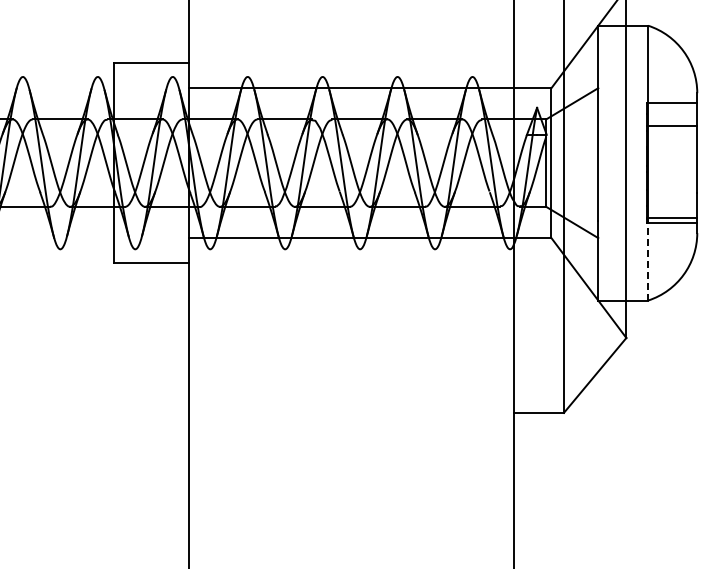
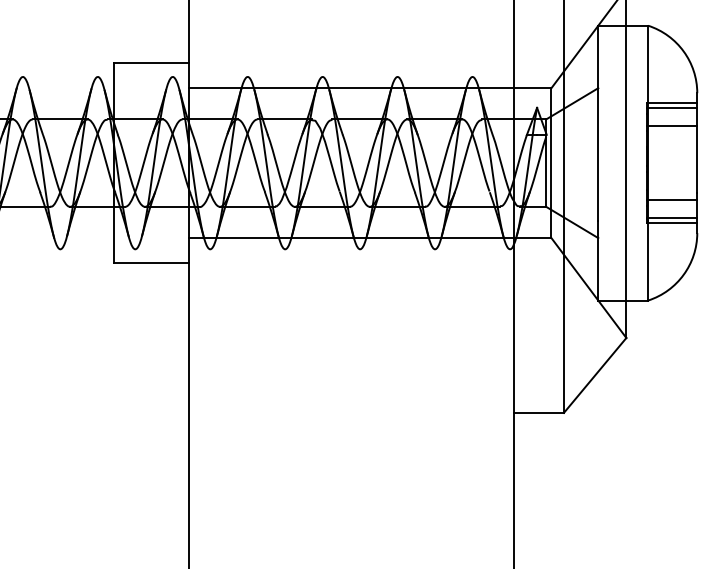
line: none -> present (672, 108)
line: none -> present (672, 200)
line: dashed -> solid (648, 260)
